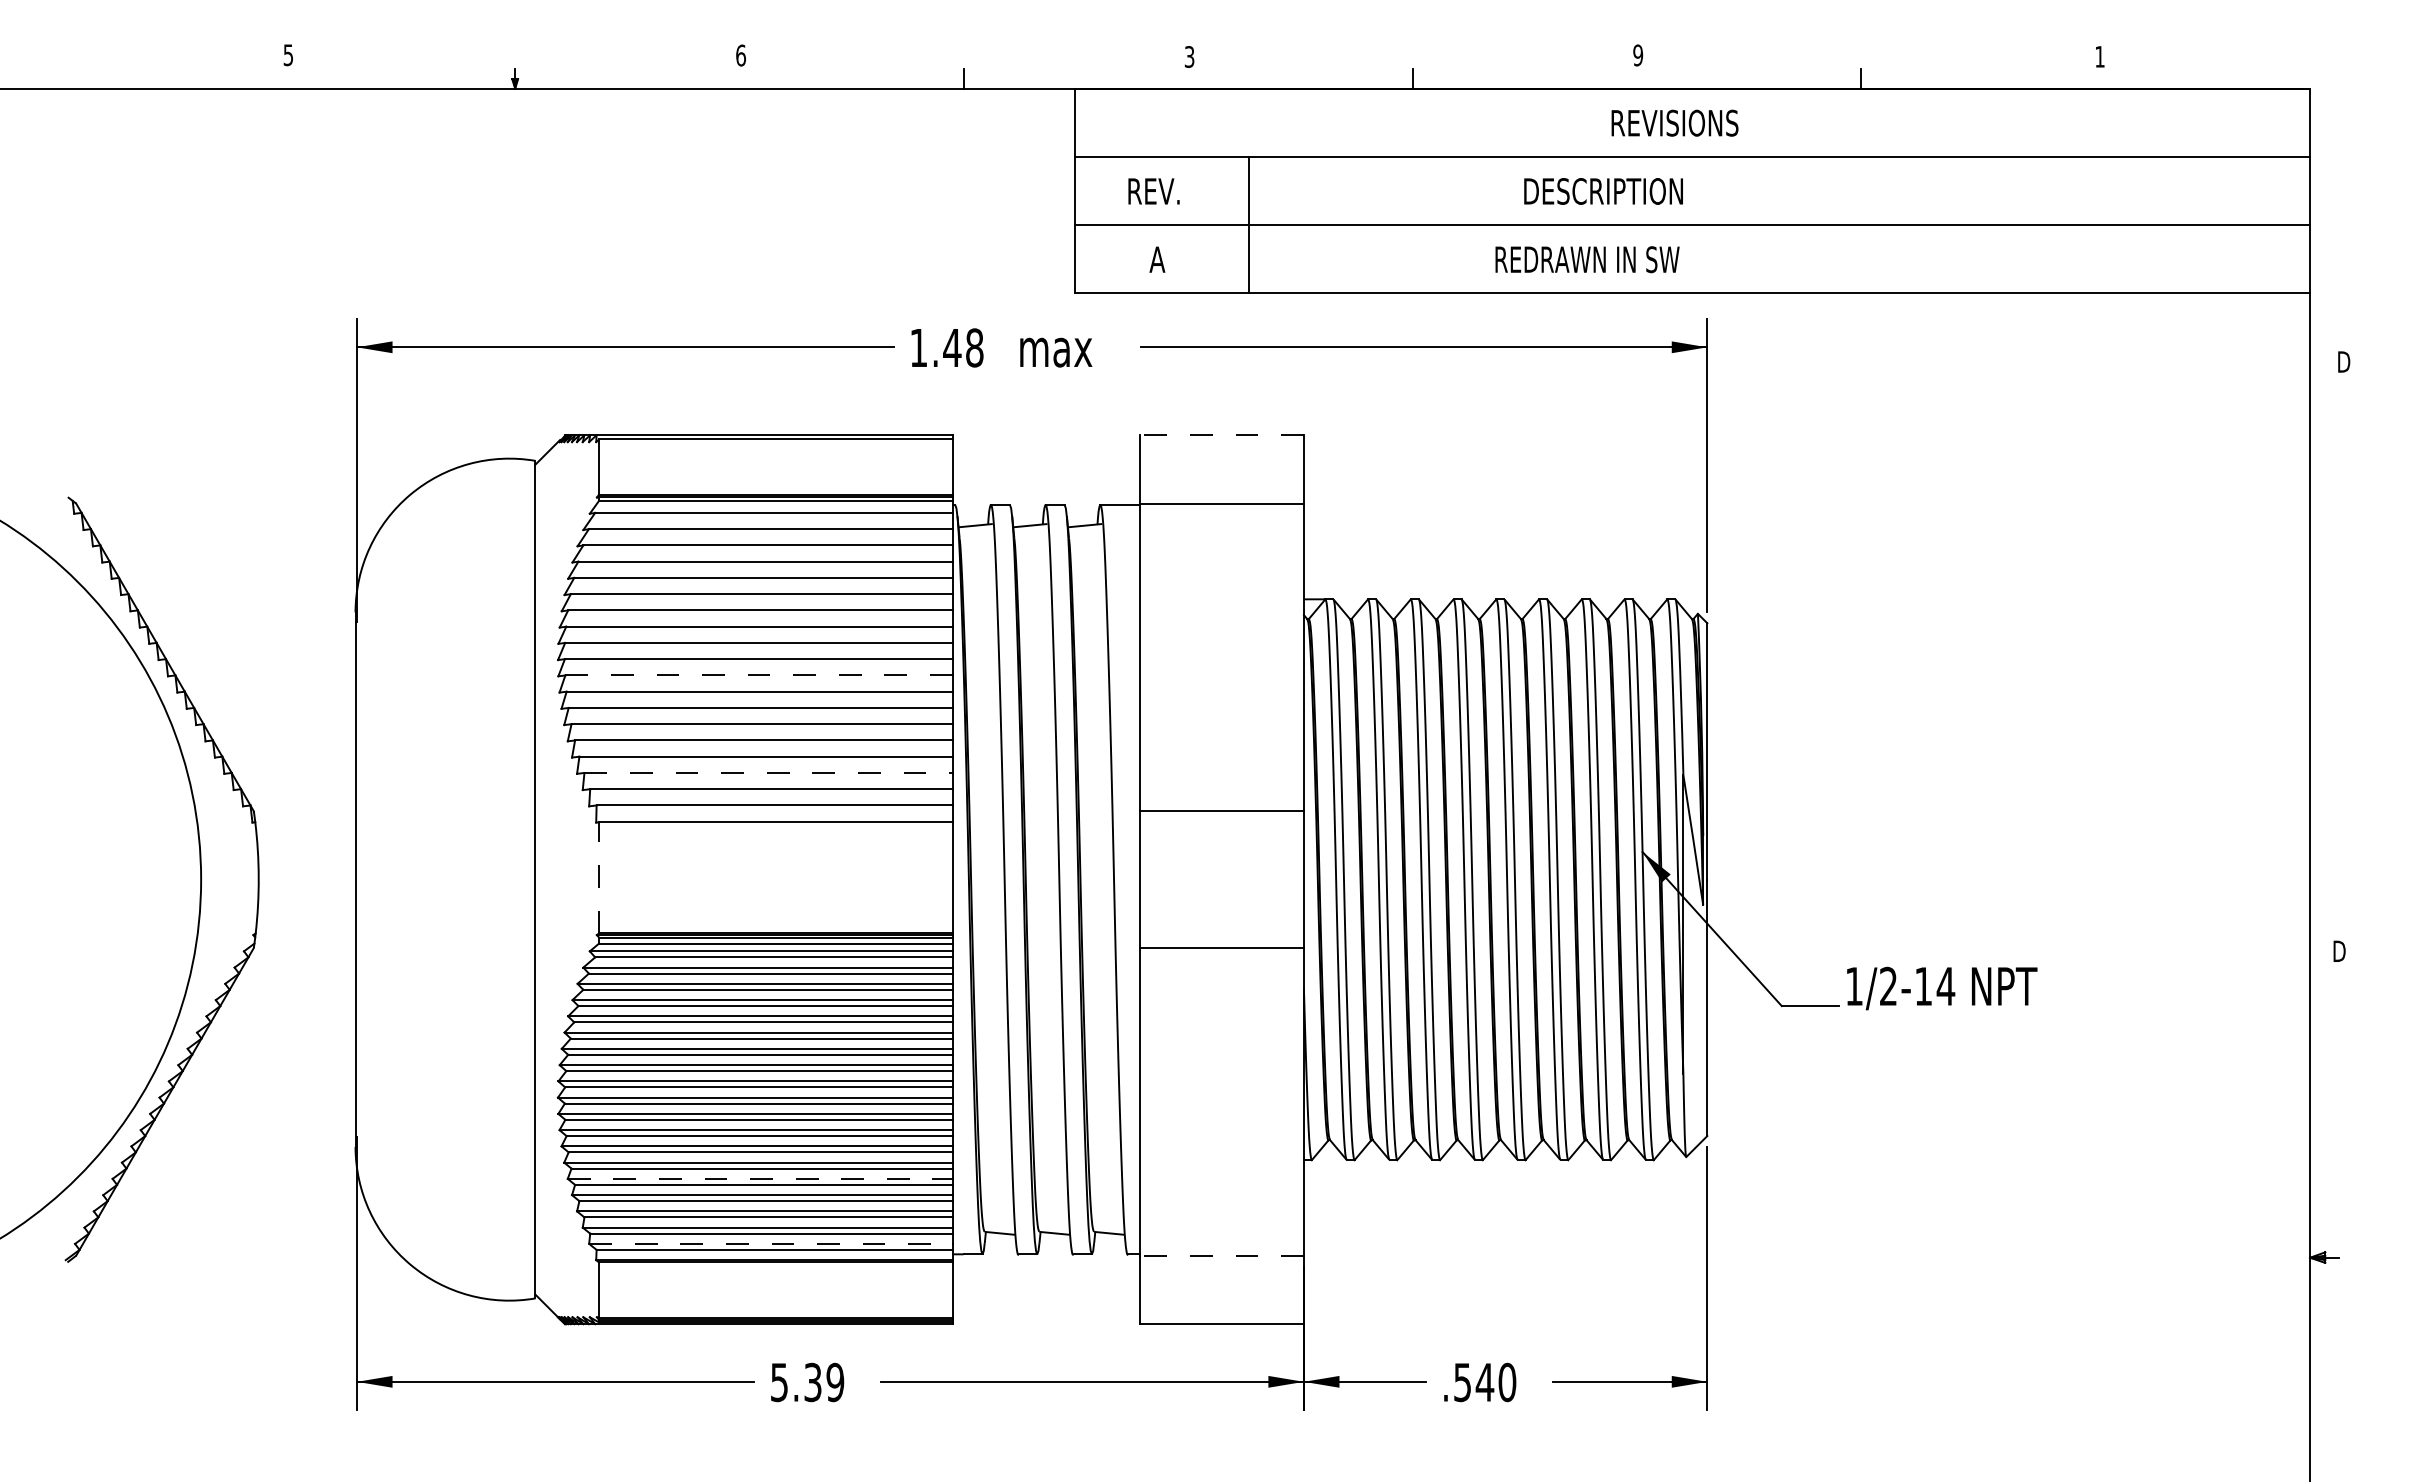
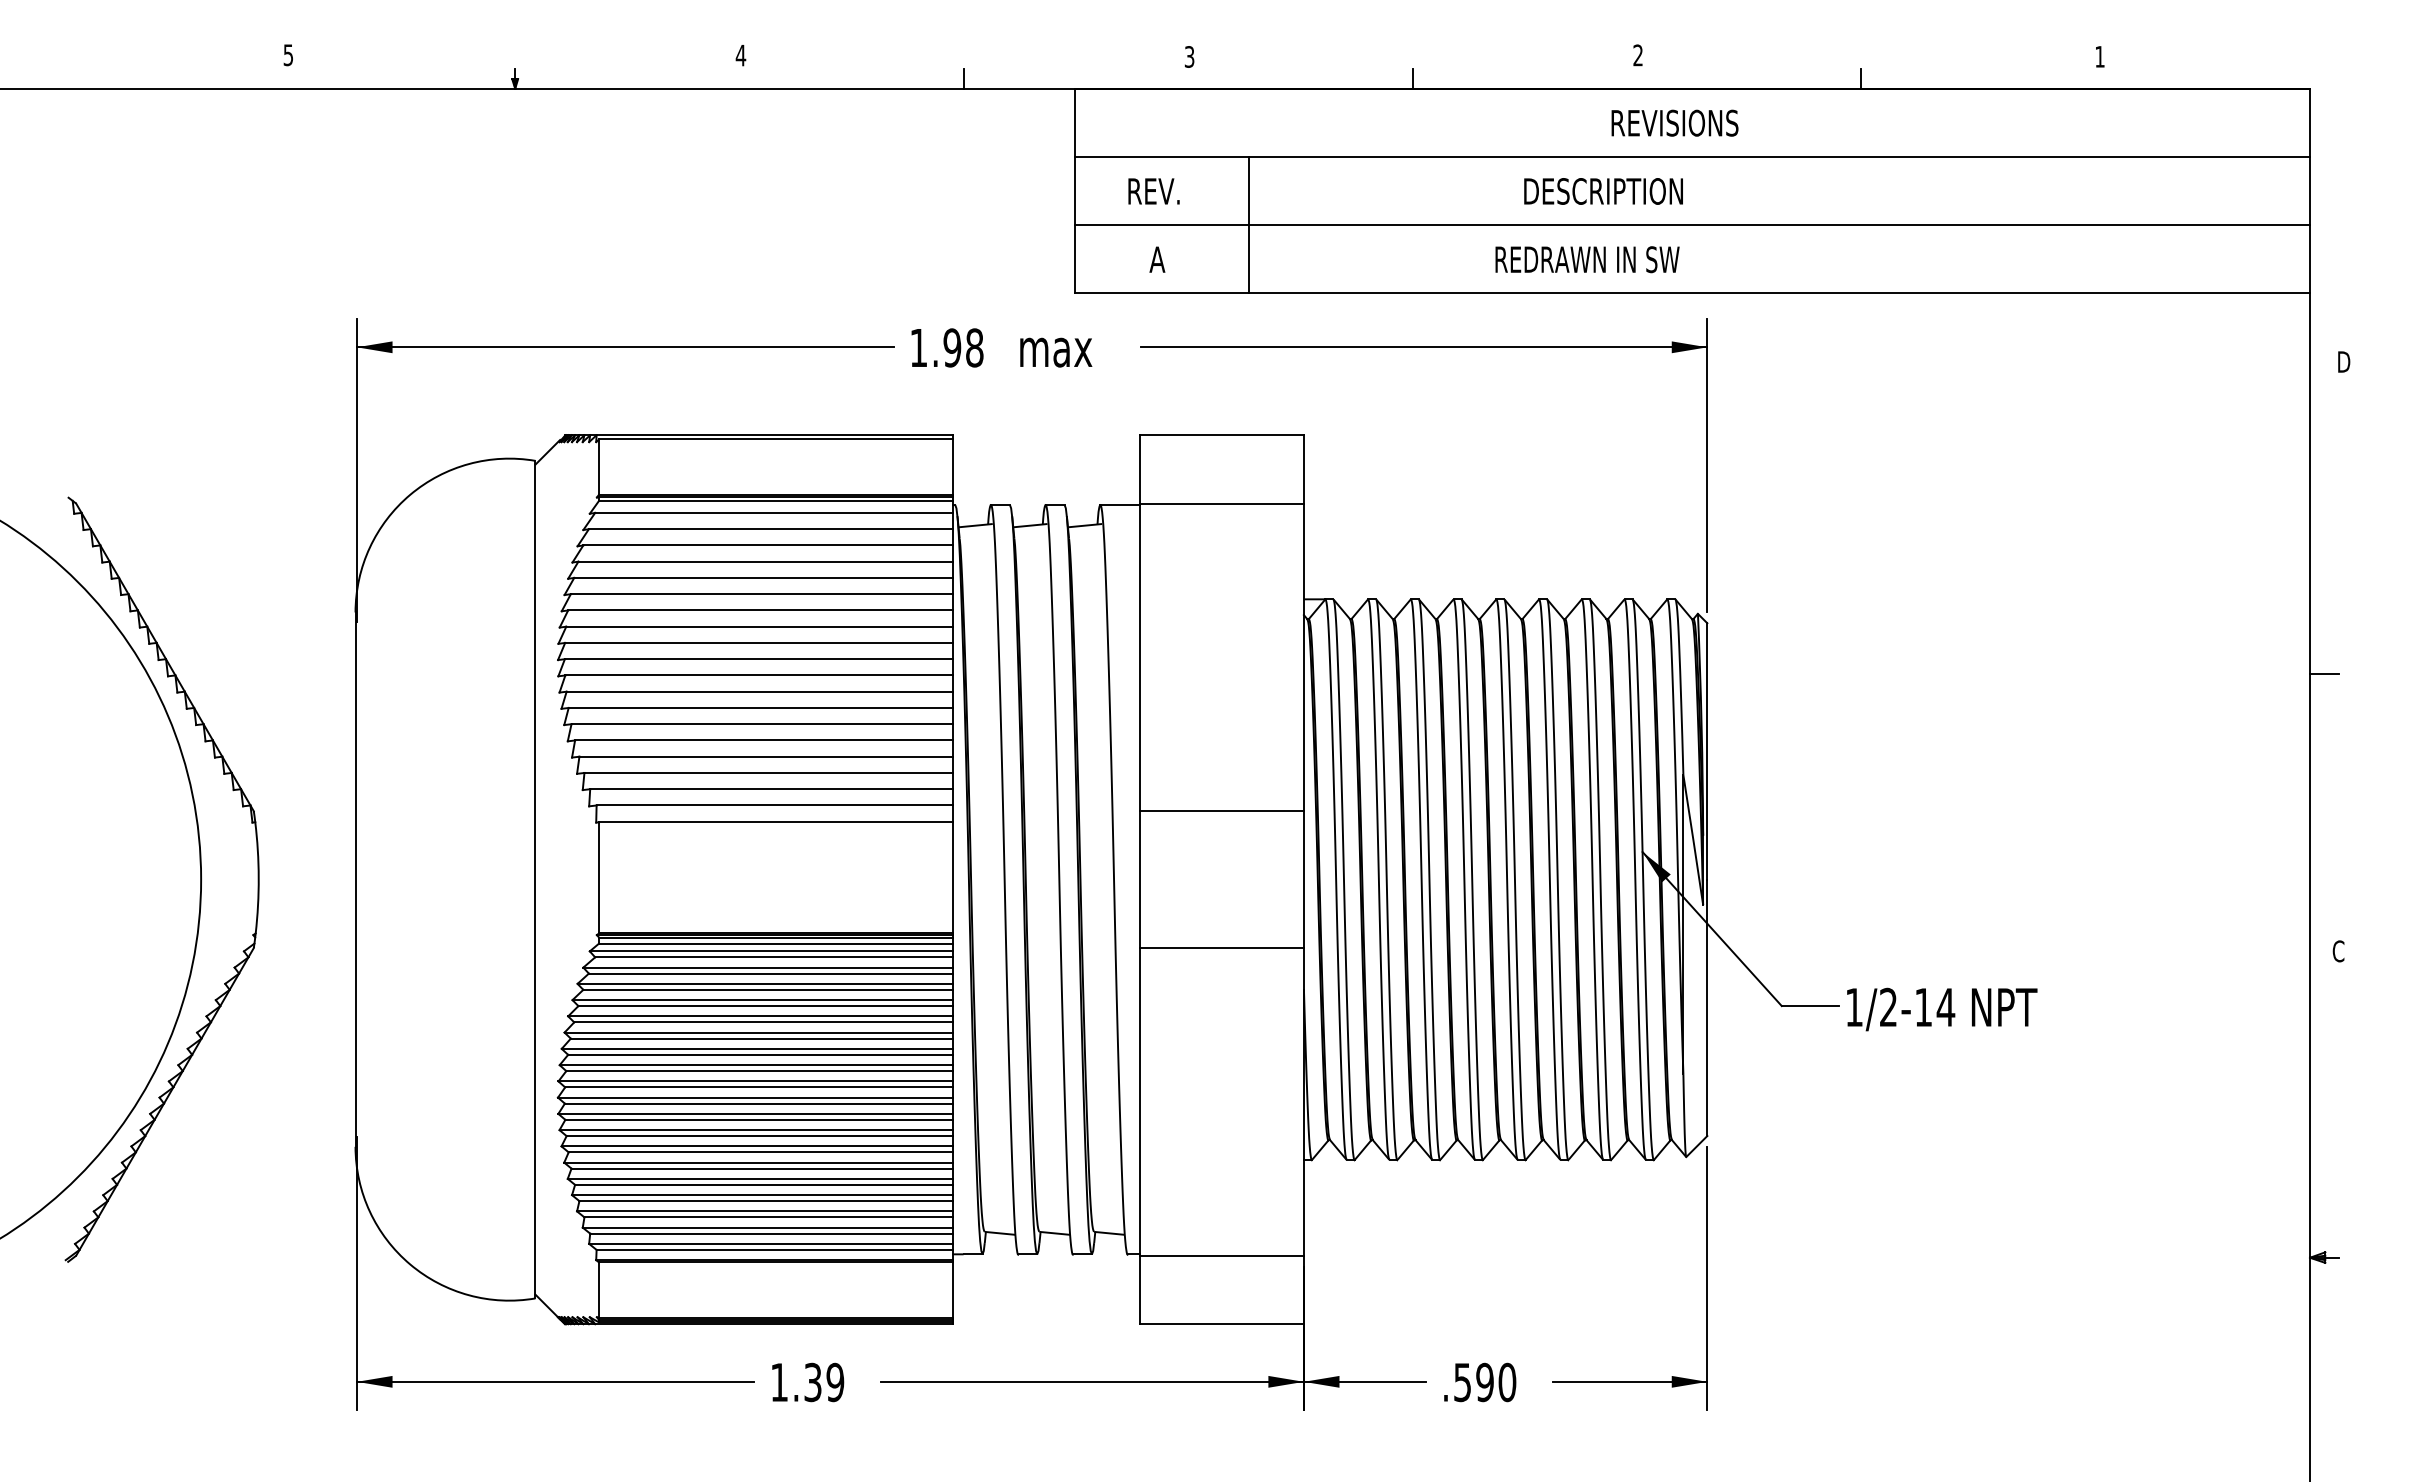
text: 6 -> 4 (740, 55)
text: 9 -> 2 (1638, 55)
text: 1.48 -> 1.98 (952, 347)
line: dashed -> solid (1221, 435)
line: none -> present (2324, 673)
line: dashed -> solid (758, 675)
line: dashed -> solid (768, 772)
line: dashed -> solid (599, 877)
text: D -> C (2338, 951)
text position: (1942, 988) -> (1942, 1009) (1942, 1009)
line: dashed -> solid (760, 1178)
line: dashed -> solid (770, 1243)
line: dashed -> solid (1221, 1255)
text: 5.39 -> 1.39 (779, 1382)
text: .540 -> .590 (1484, 1382)
